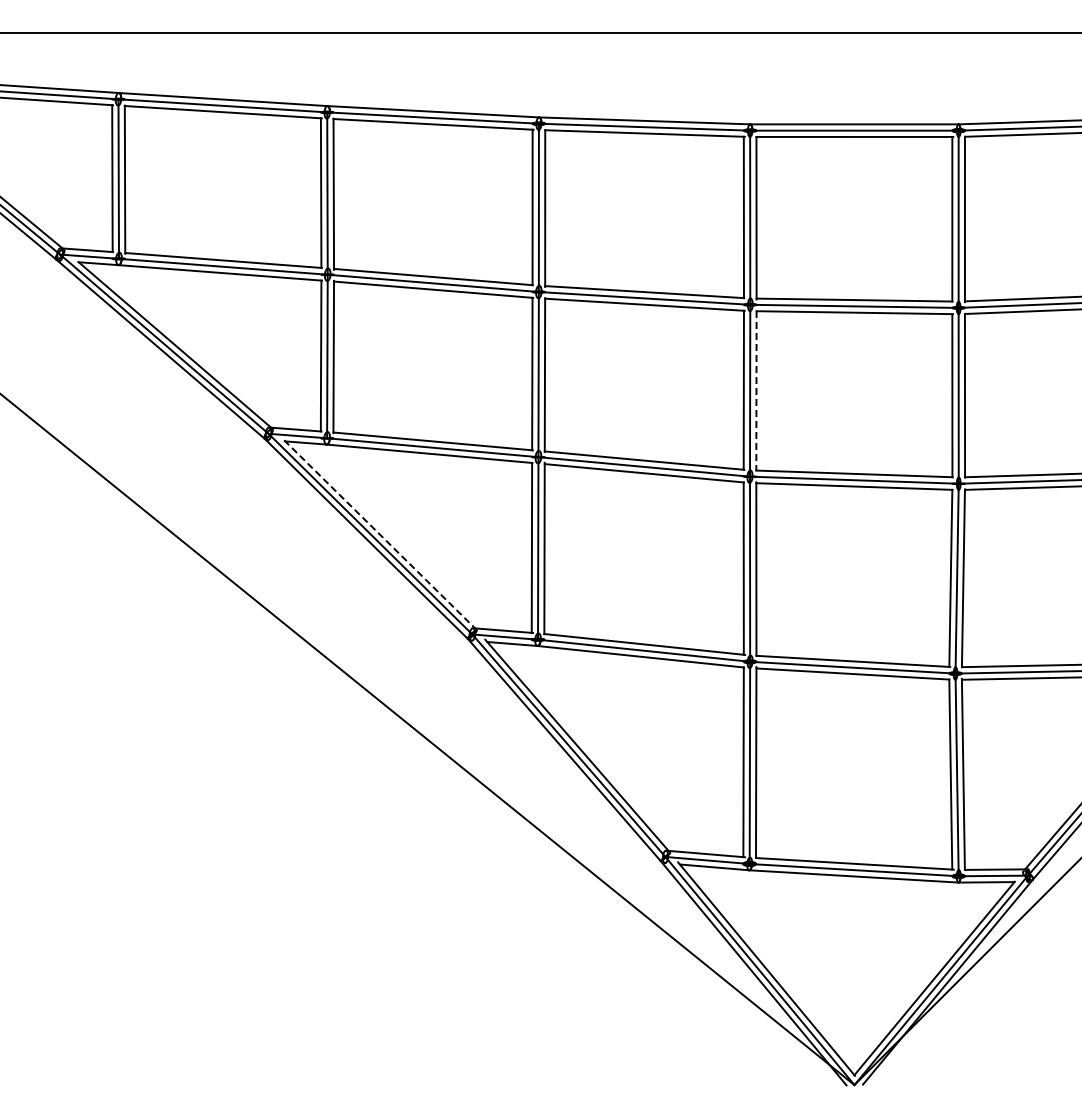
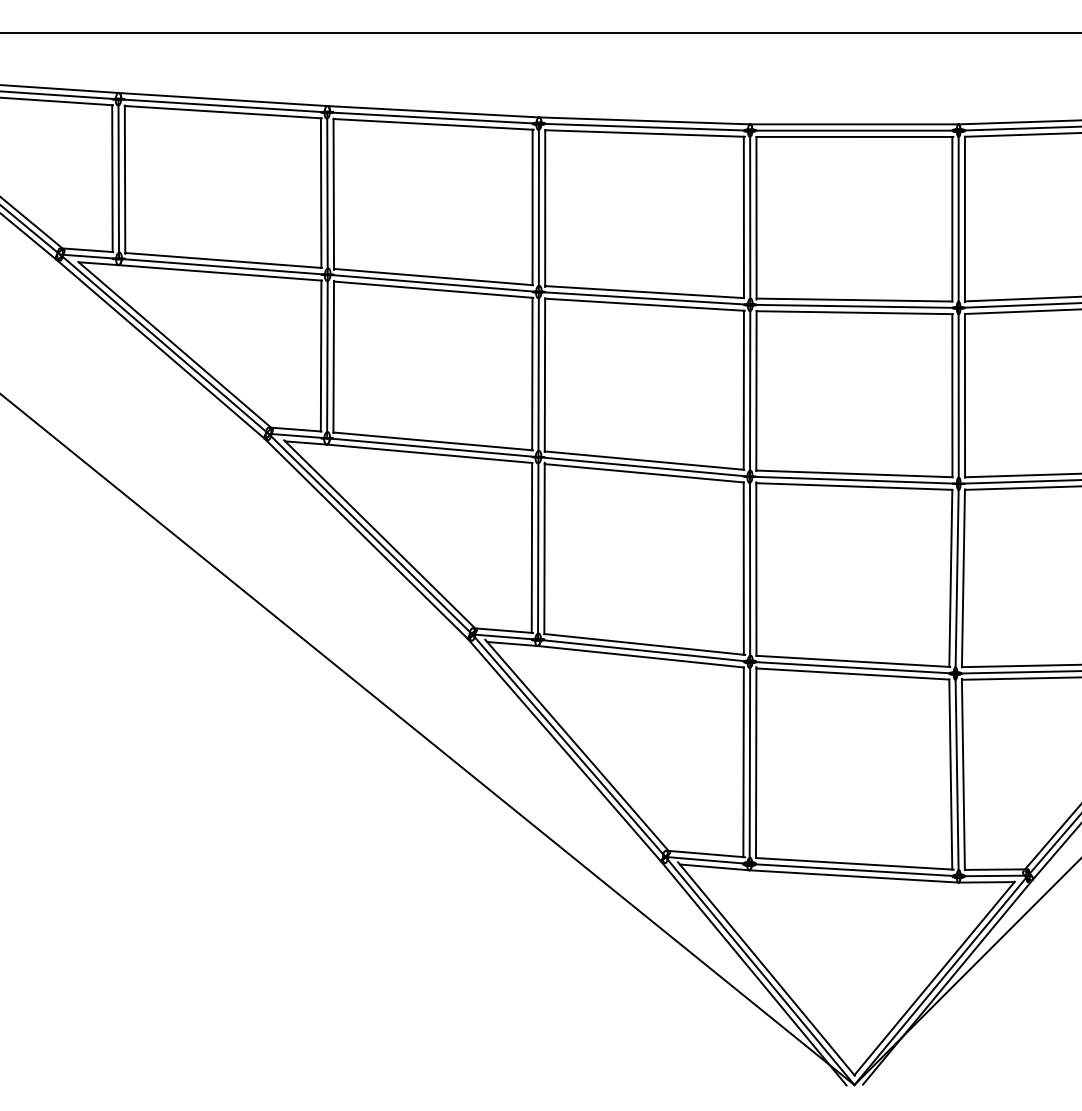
line: dashed -> solid (756, 391)
line: dashed -> solid (380, 534)
